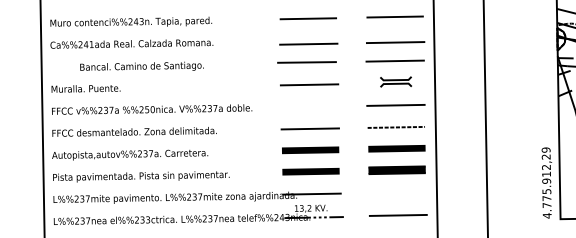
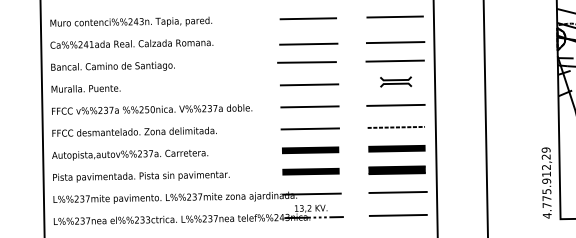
text position: (141, 65) -> (112, 65) (112, 65)
line: none -> present (309, 106)
line: none -> present (397, 191)
